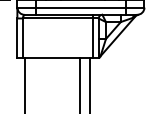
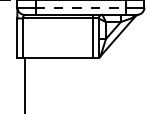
line: solid -> dashed (81, 7)
line: present -> none (79, 84)
line: present -> none (90, 84)
